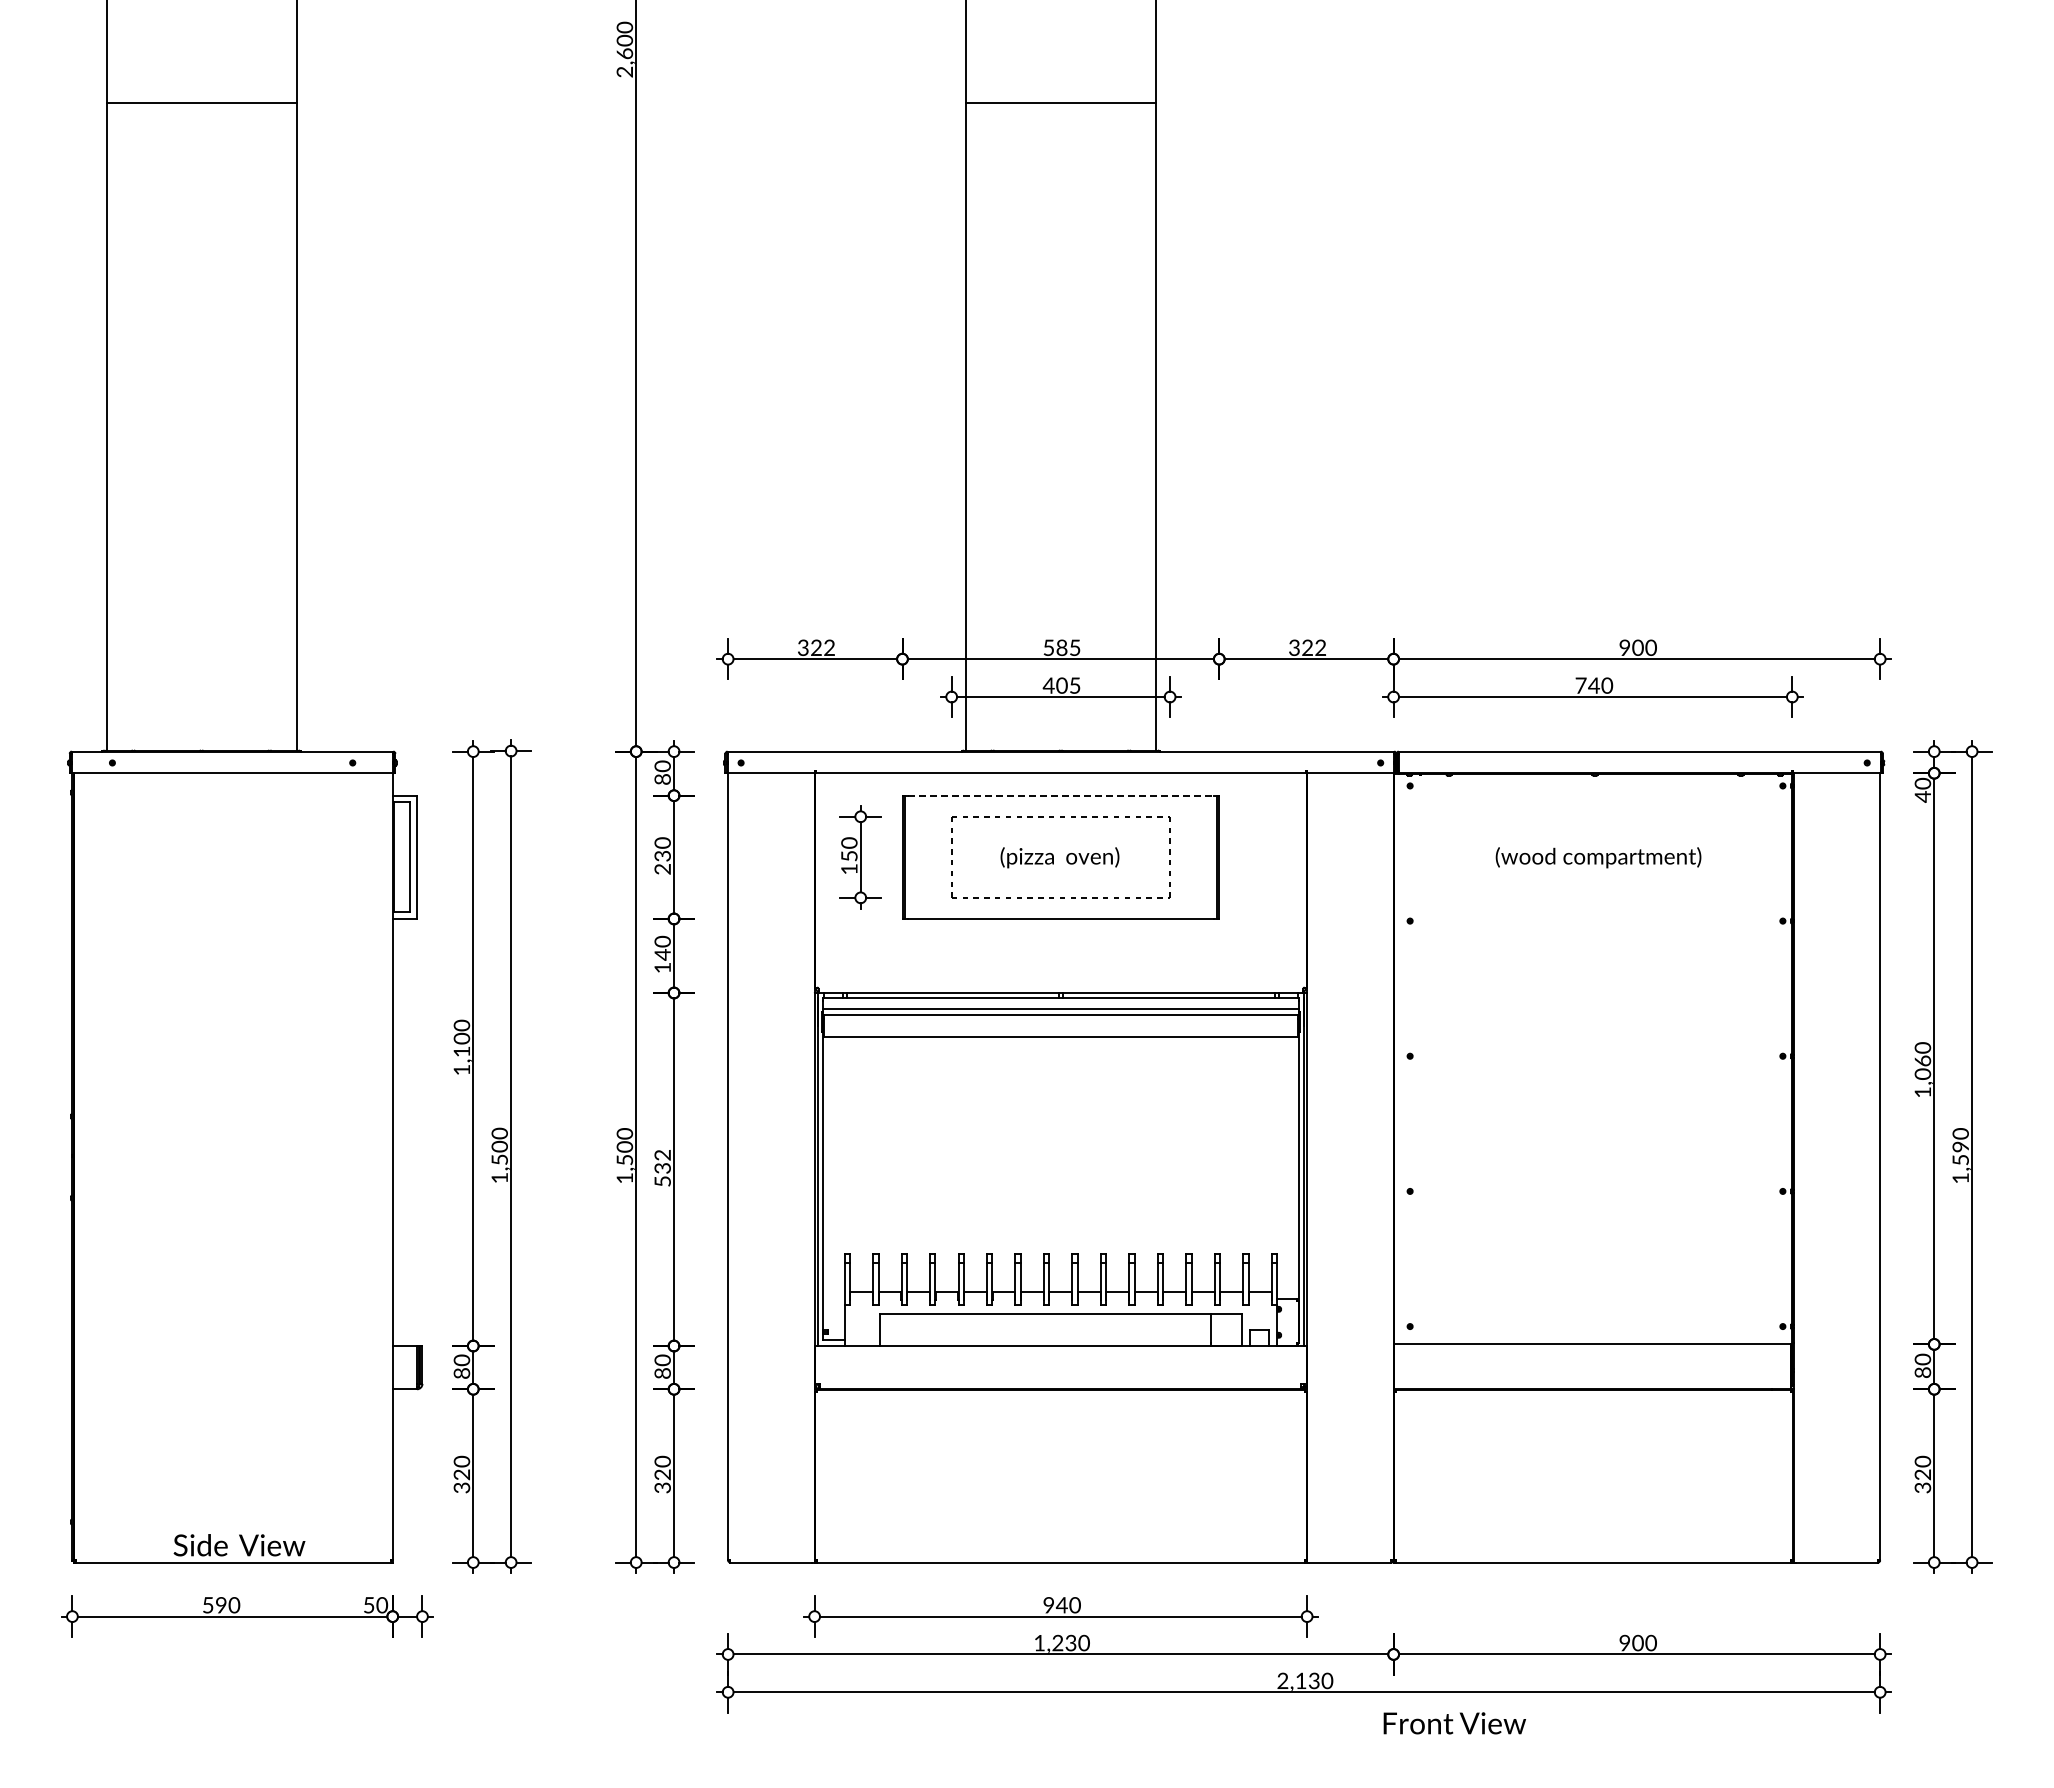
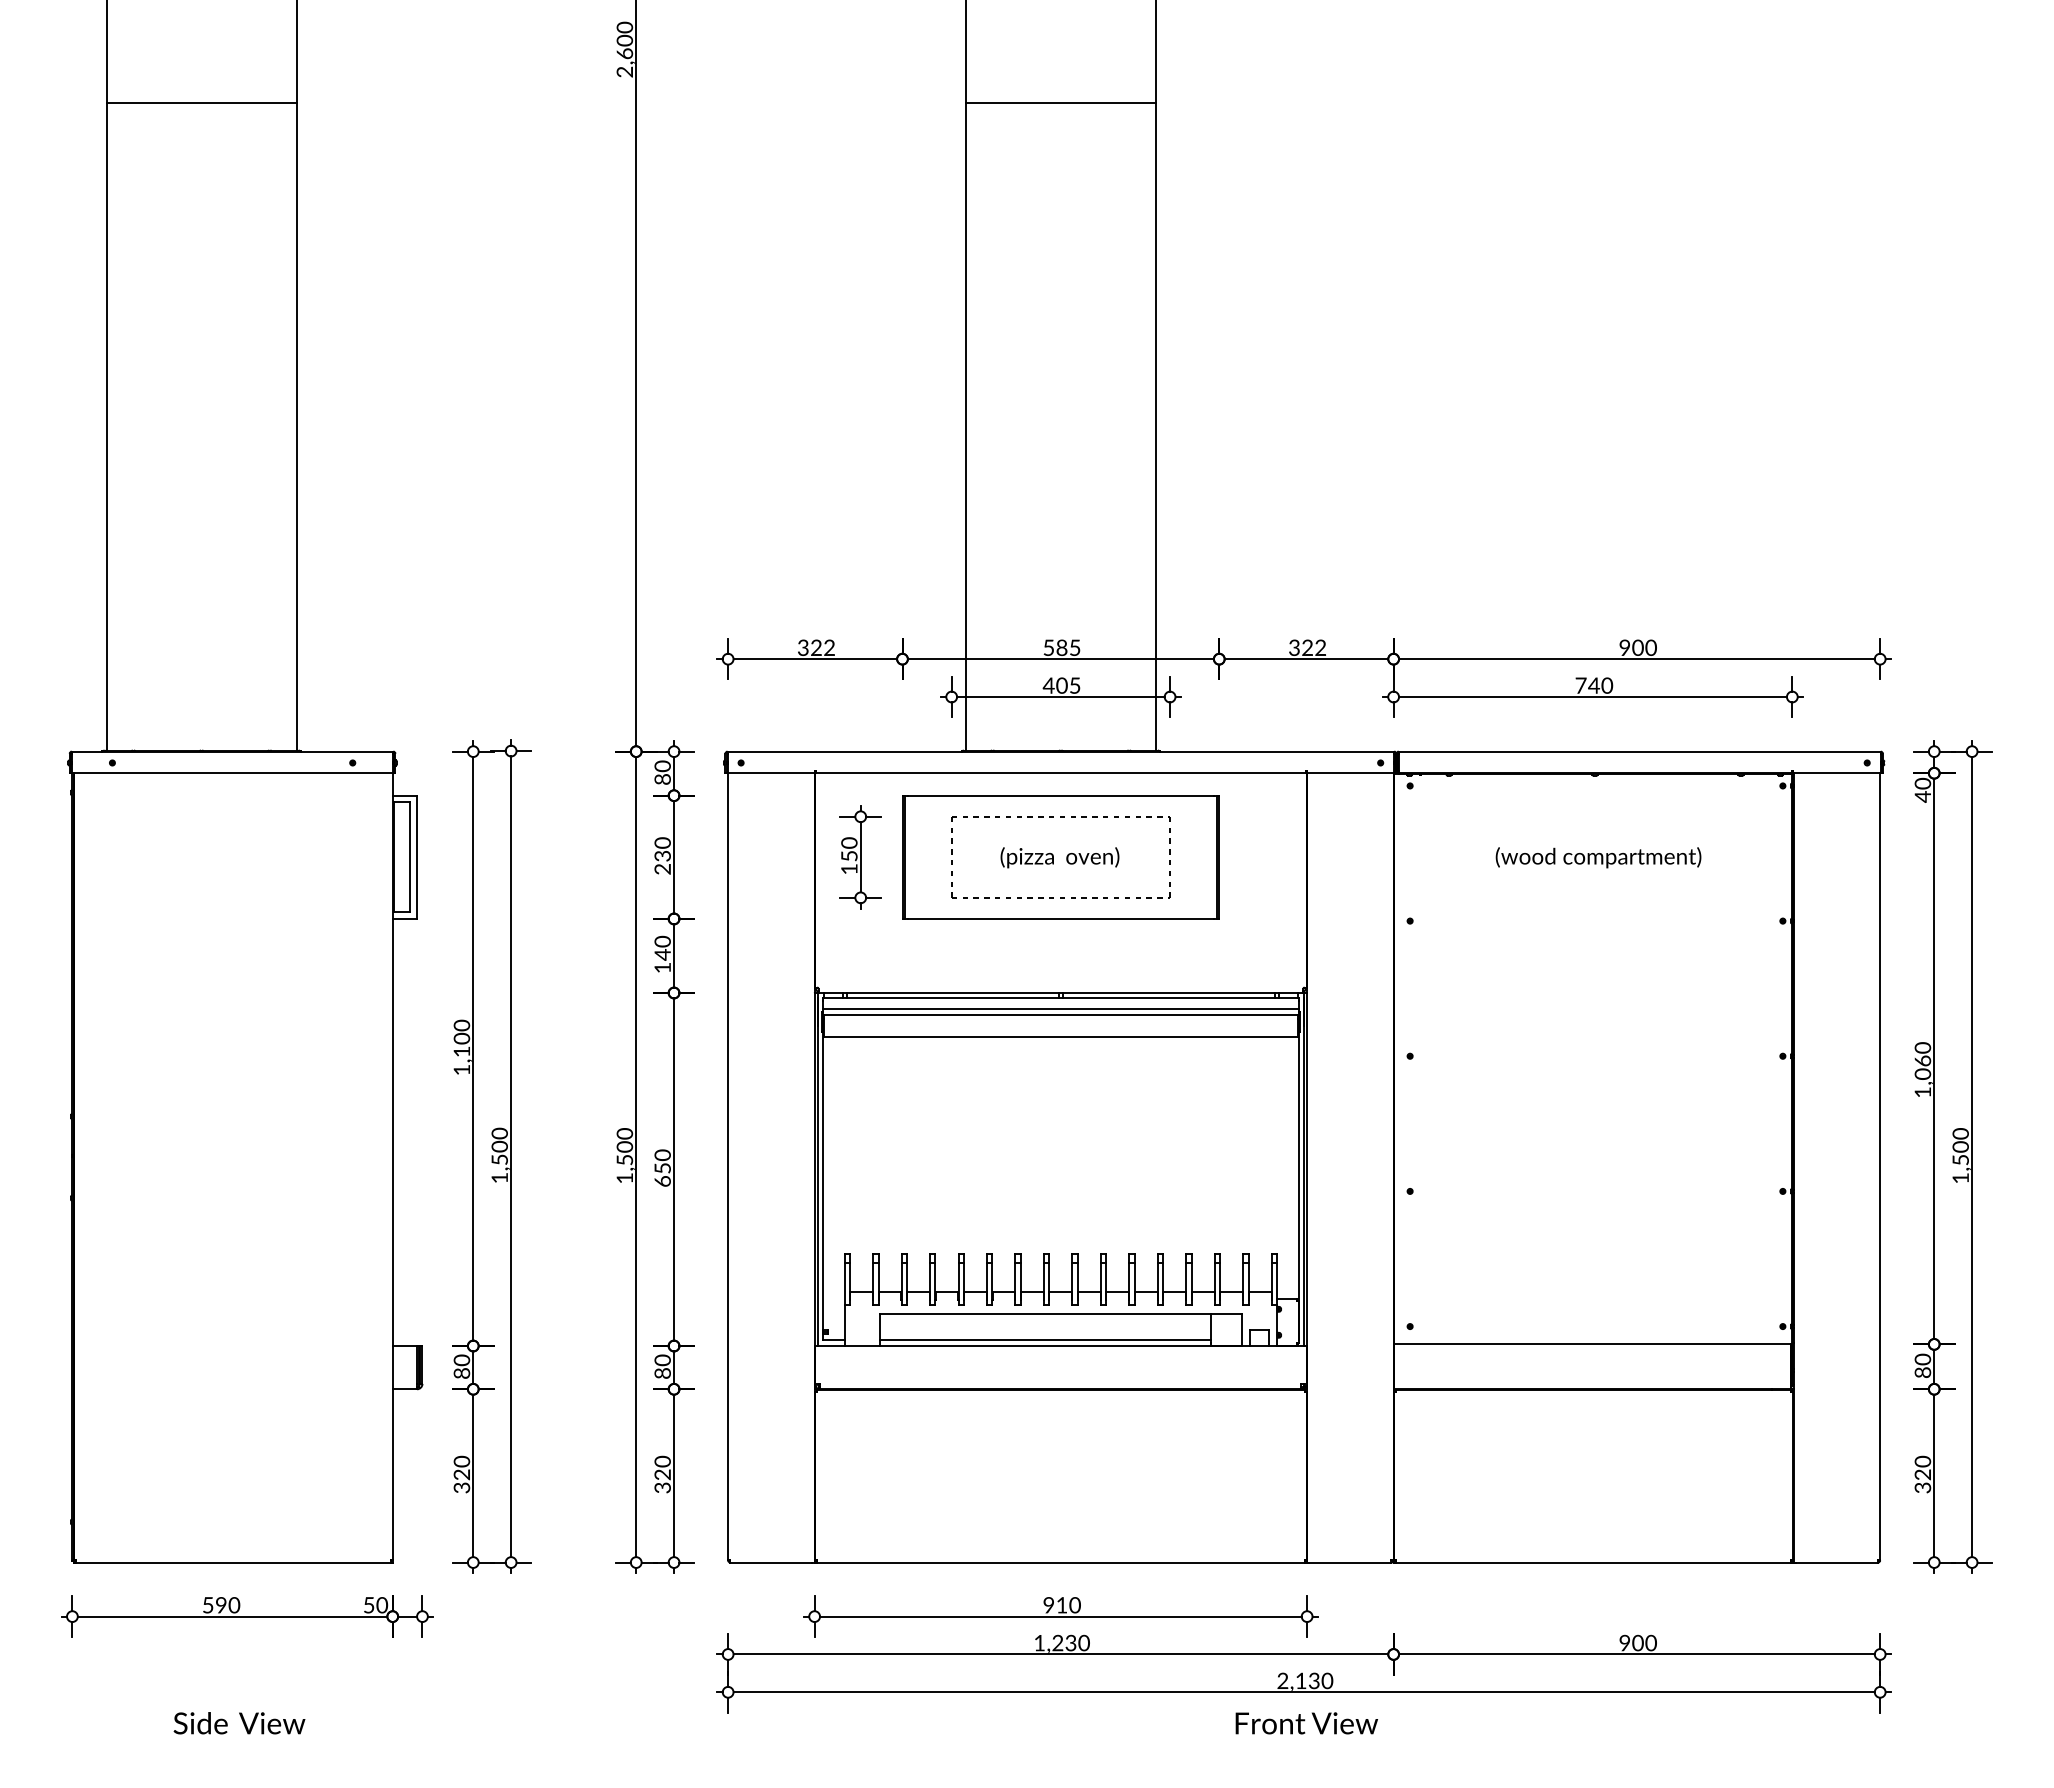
line: dashed -> solid (1060, 795)
text: 1,590 -> 1,500 (1961, 1146)
text: 532 -> 650 (662, 1167)
line: none -> present (1045, 1340)
text position: (239, 1545) -> (239, 1723) (239, 1723)
text: 940 -> 910 (1061, 1605)
text position: (1454, 1723) -> (1306, 1723) (1306, 1723)
